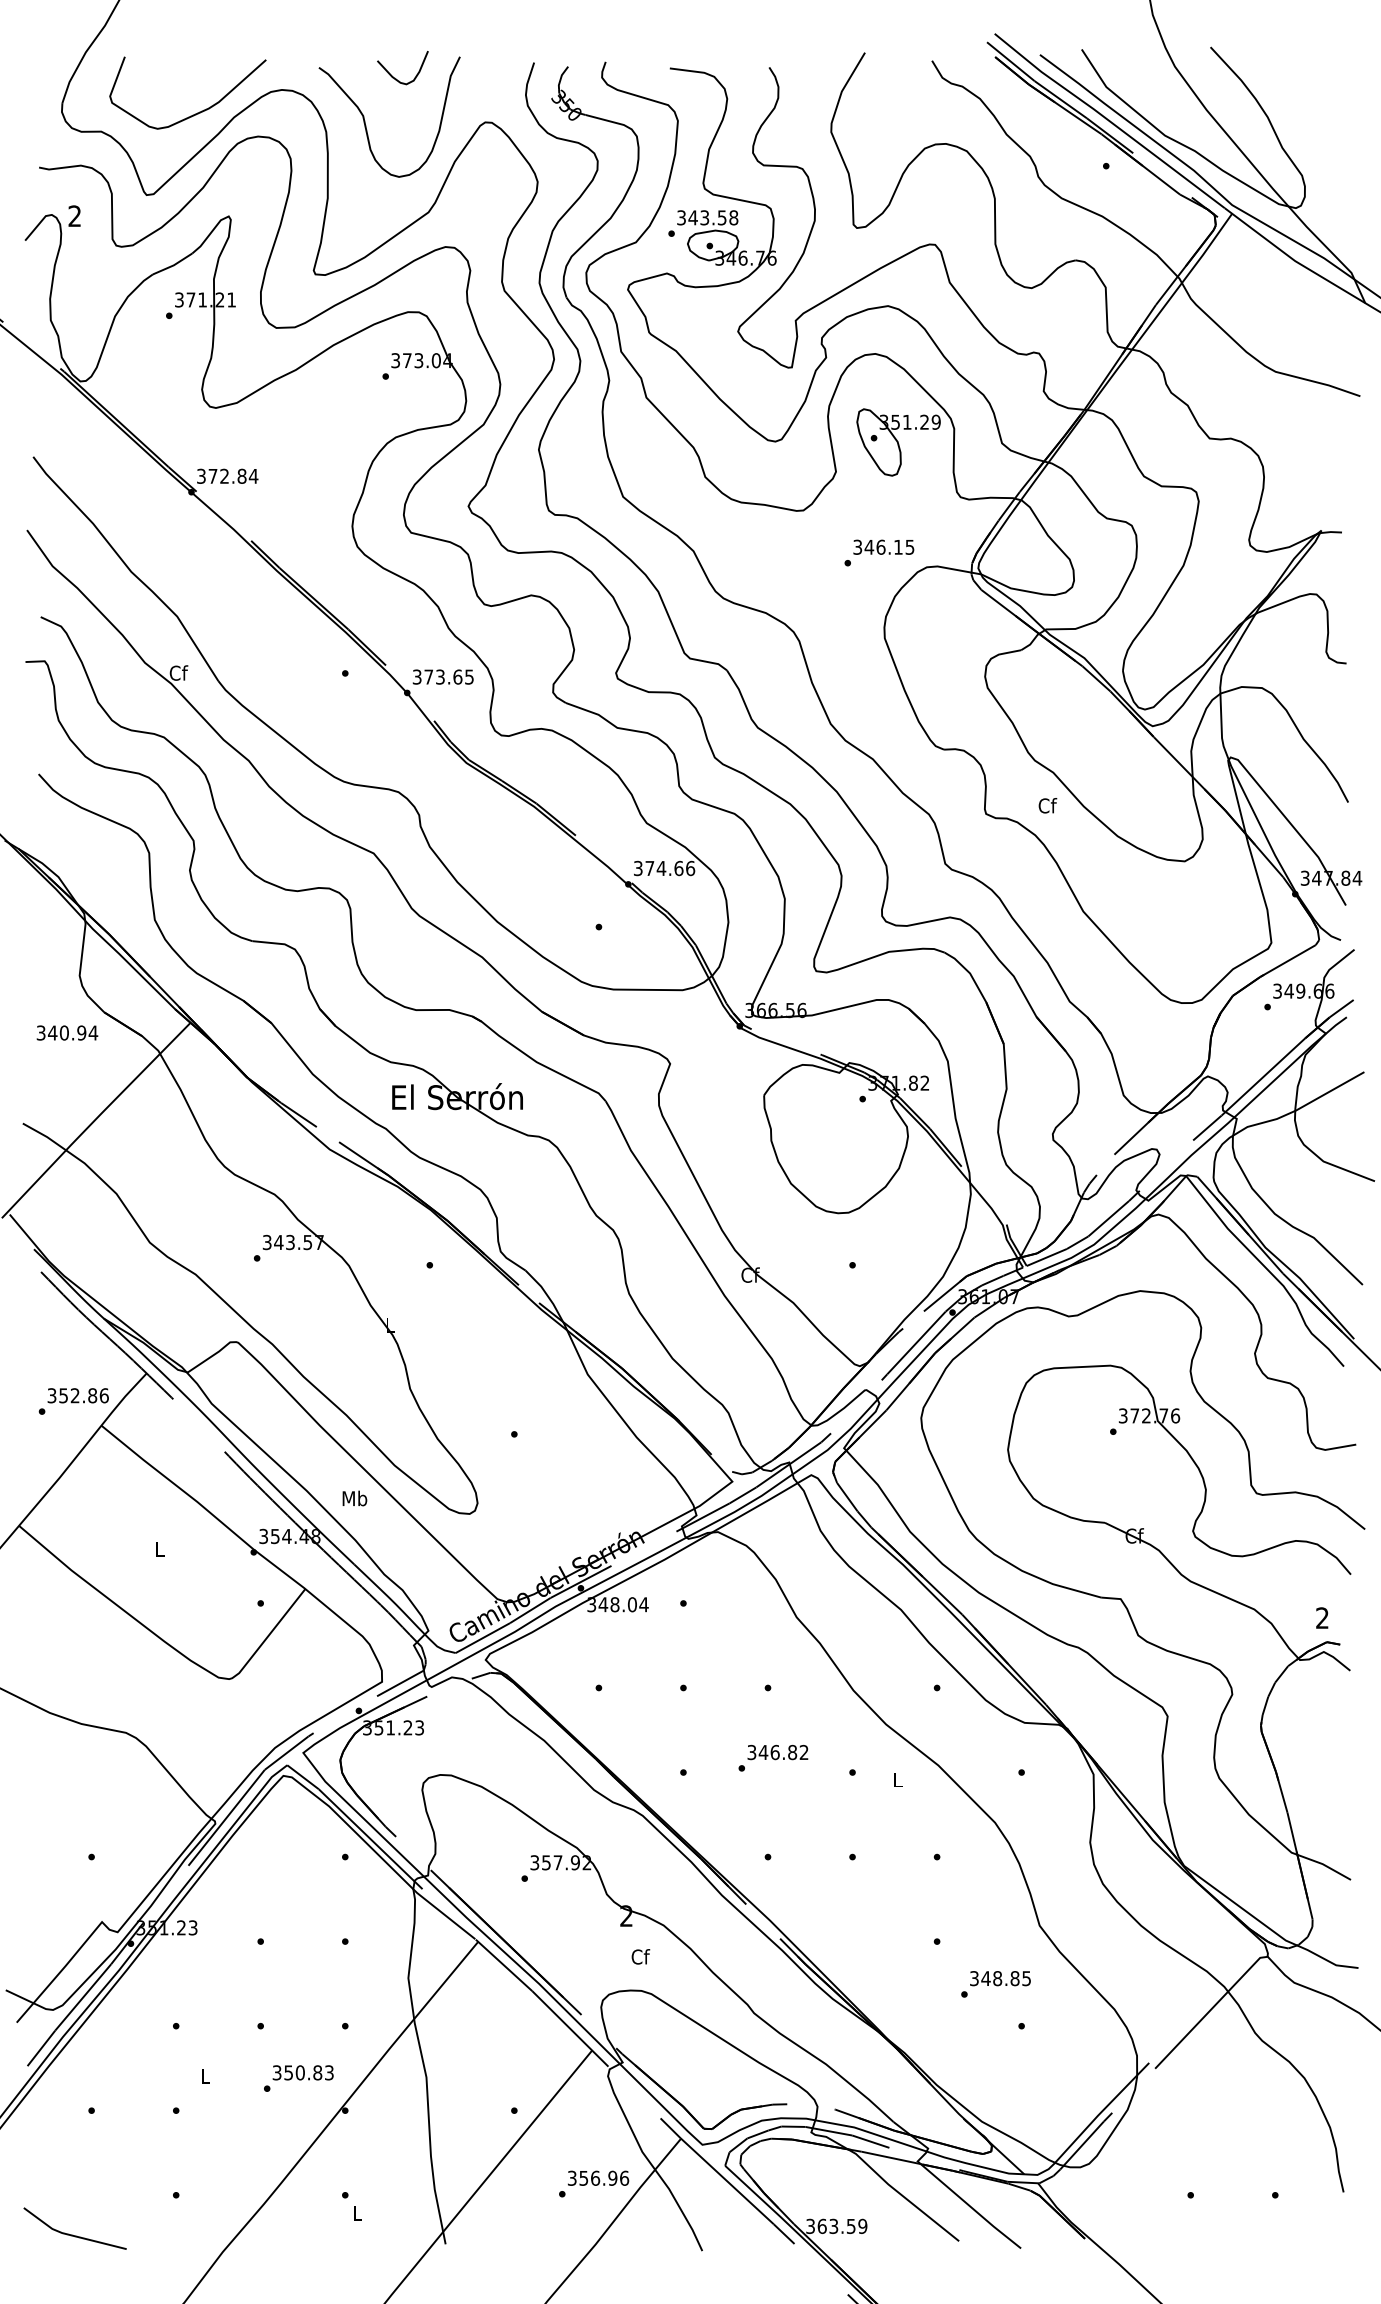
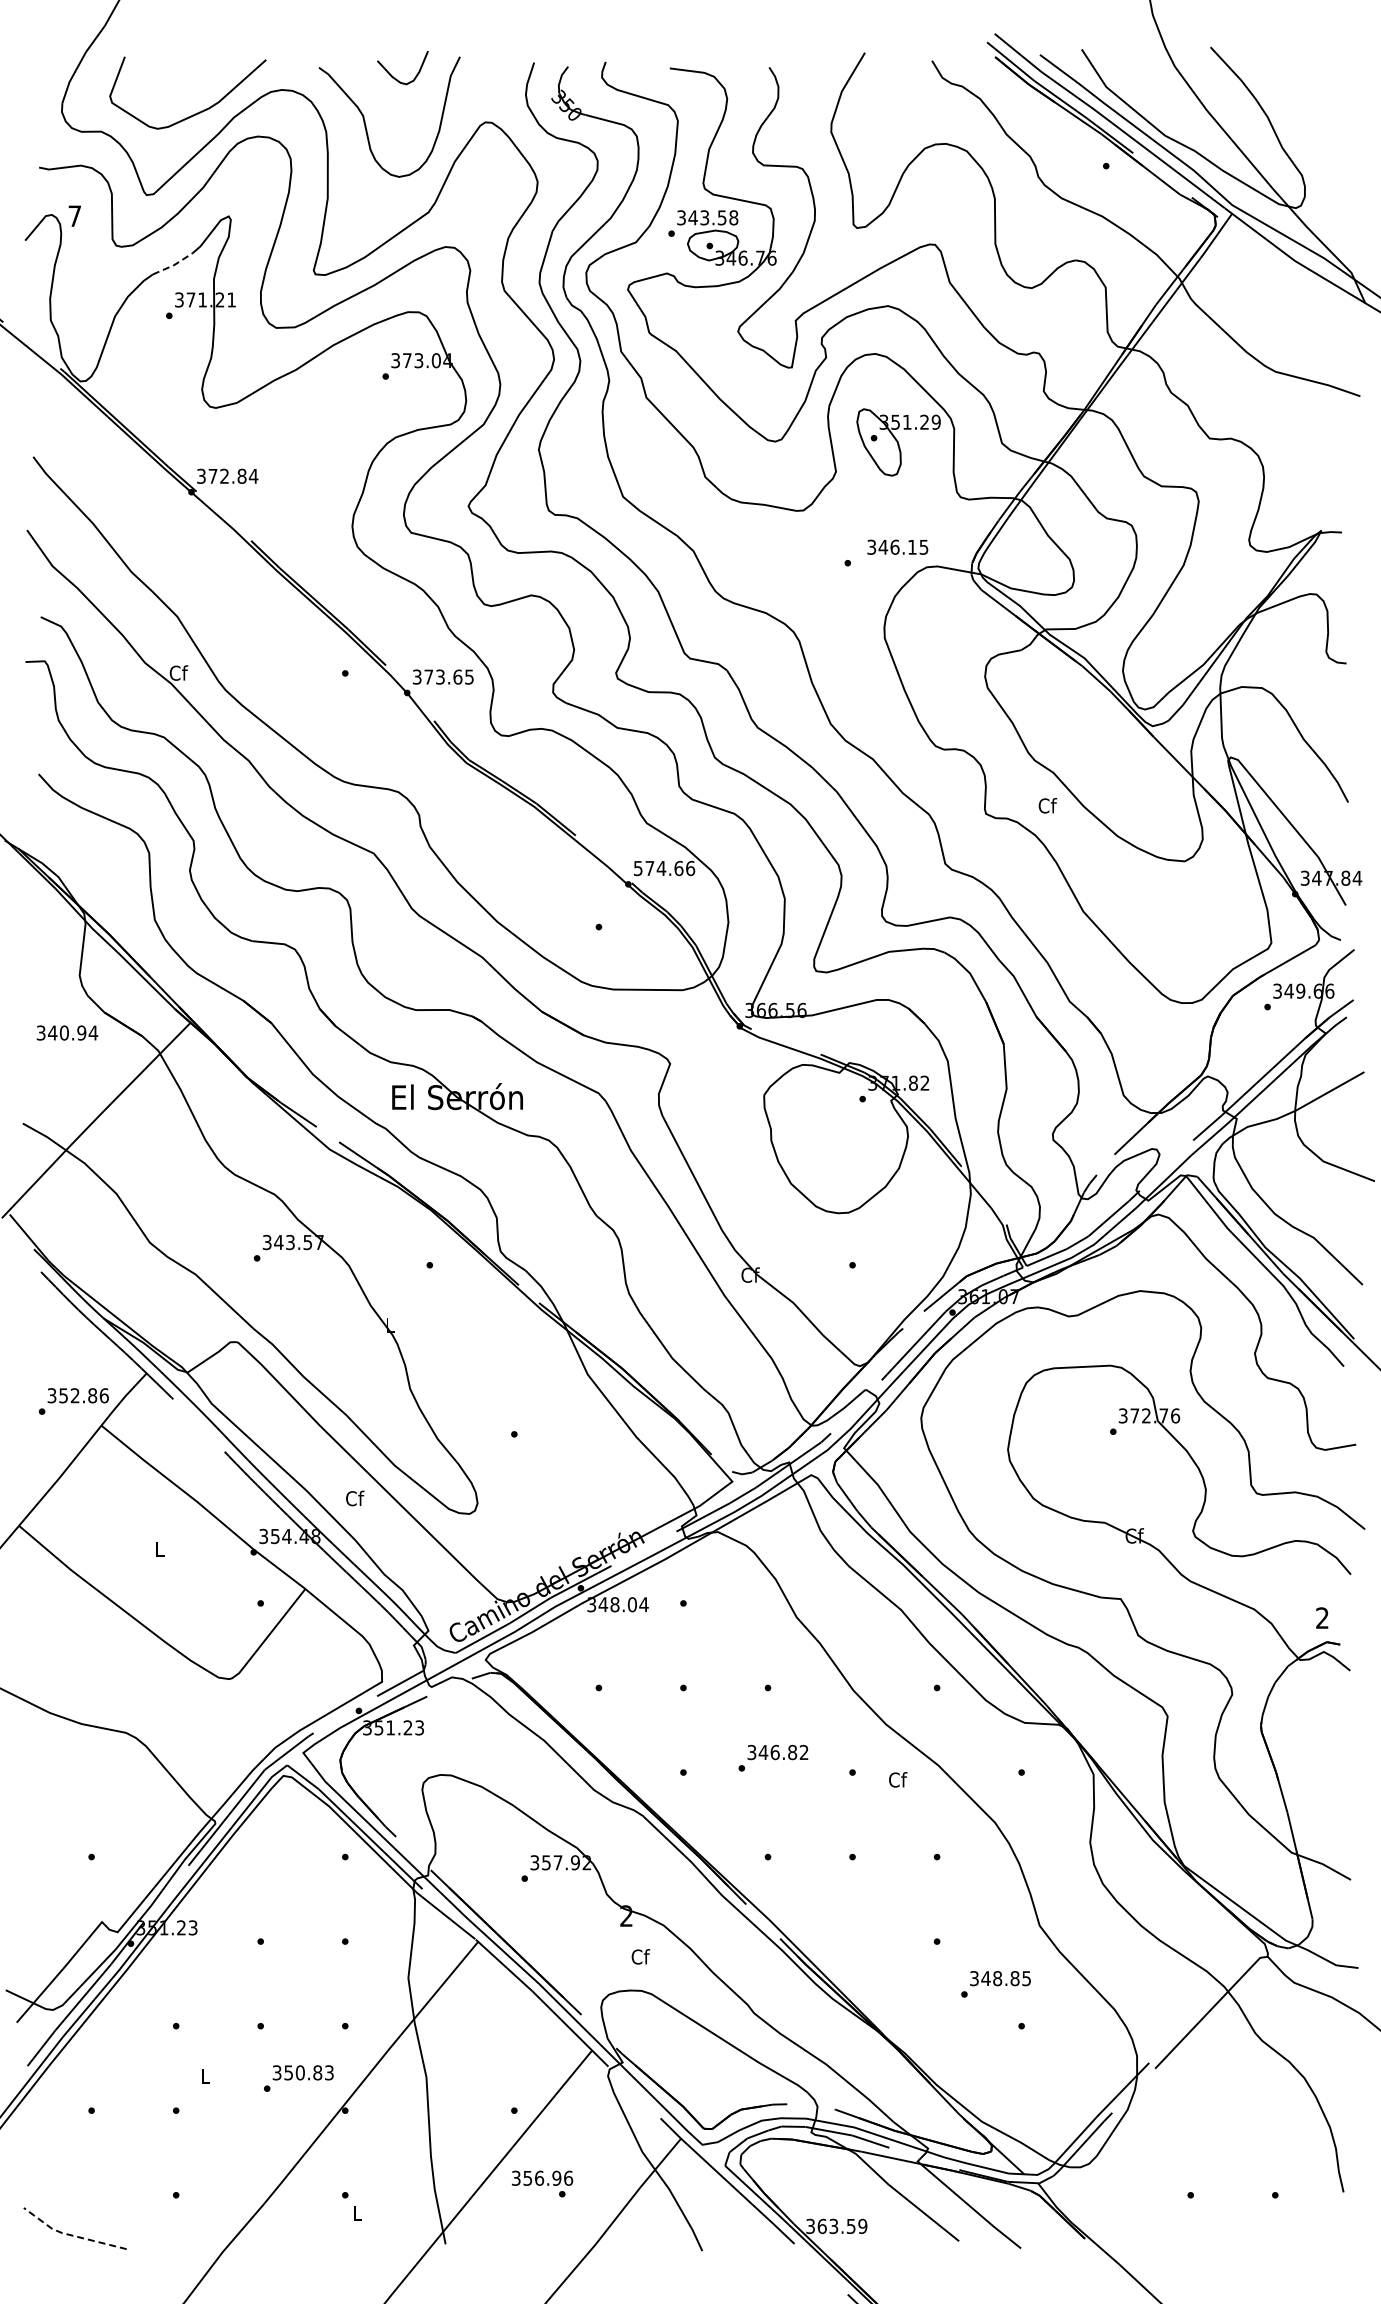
text: 2 -> 7 (74, 215)
line: solid -> dashed (173, 265)
text position: (883, 546) -> (897, 546) (897, 546)
text: 374.66 -> 574.66 (638, 867)
text: Mb -> Cf (354, 1498)
text: L -> Cf (898, 1779)
text position: (598, 2177) -> (542, 2177) (542, 2177)
line: solid -> dashed (70, 2235)
